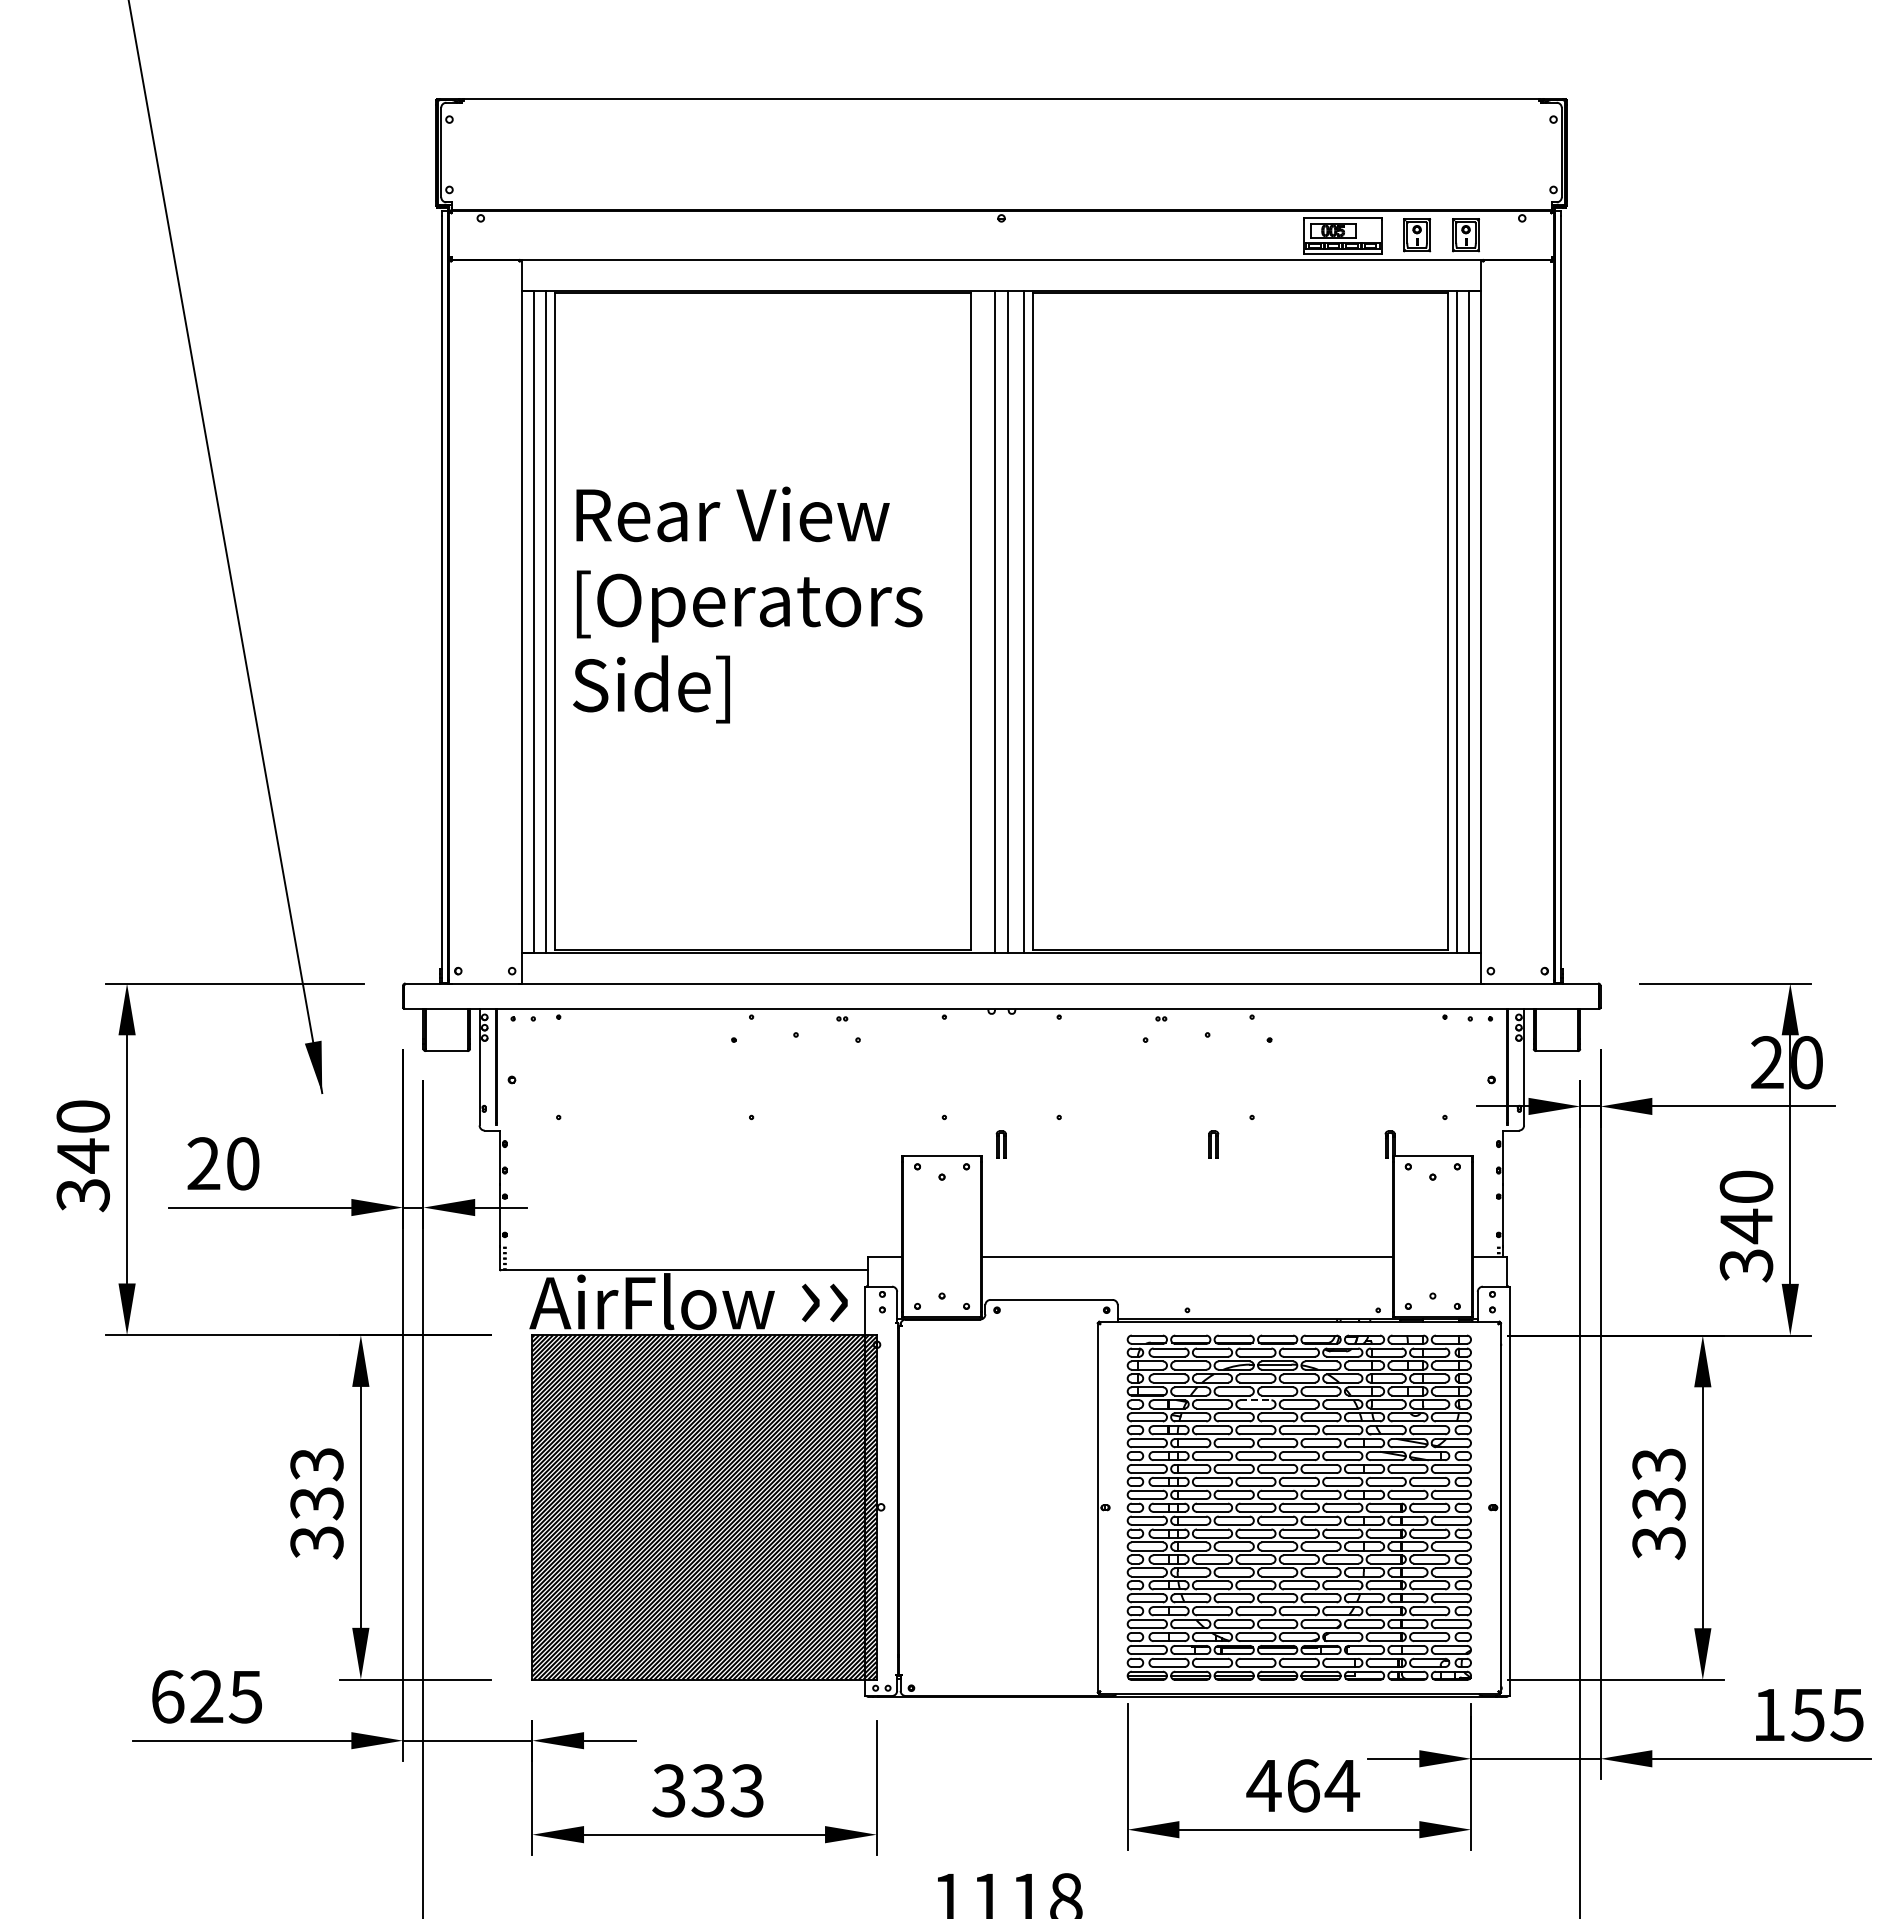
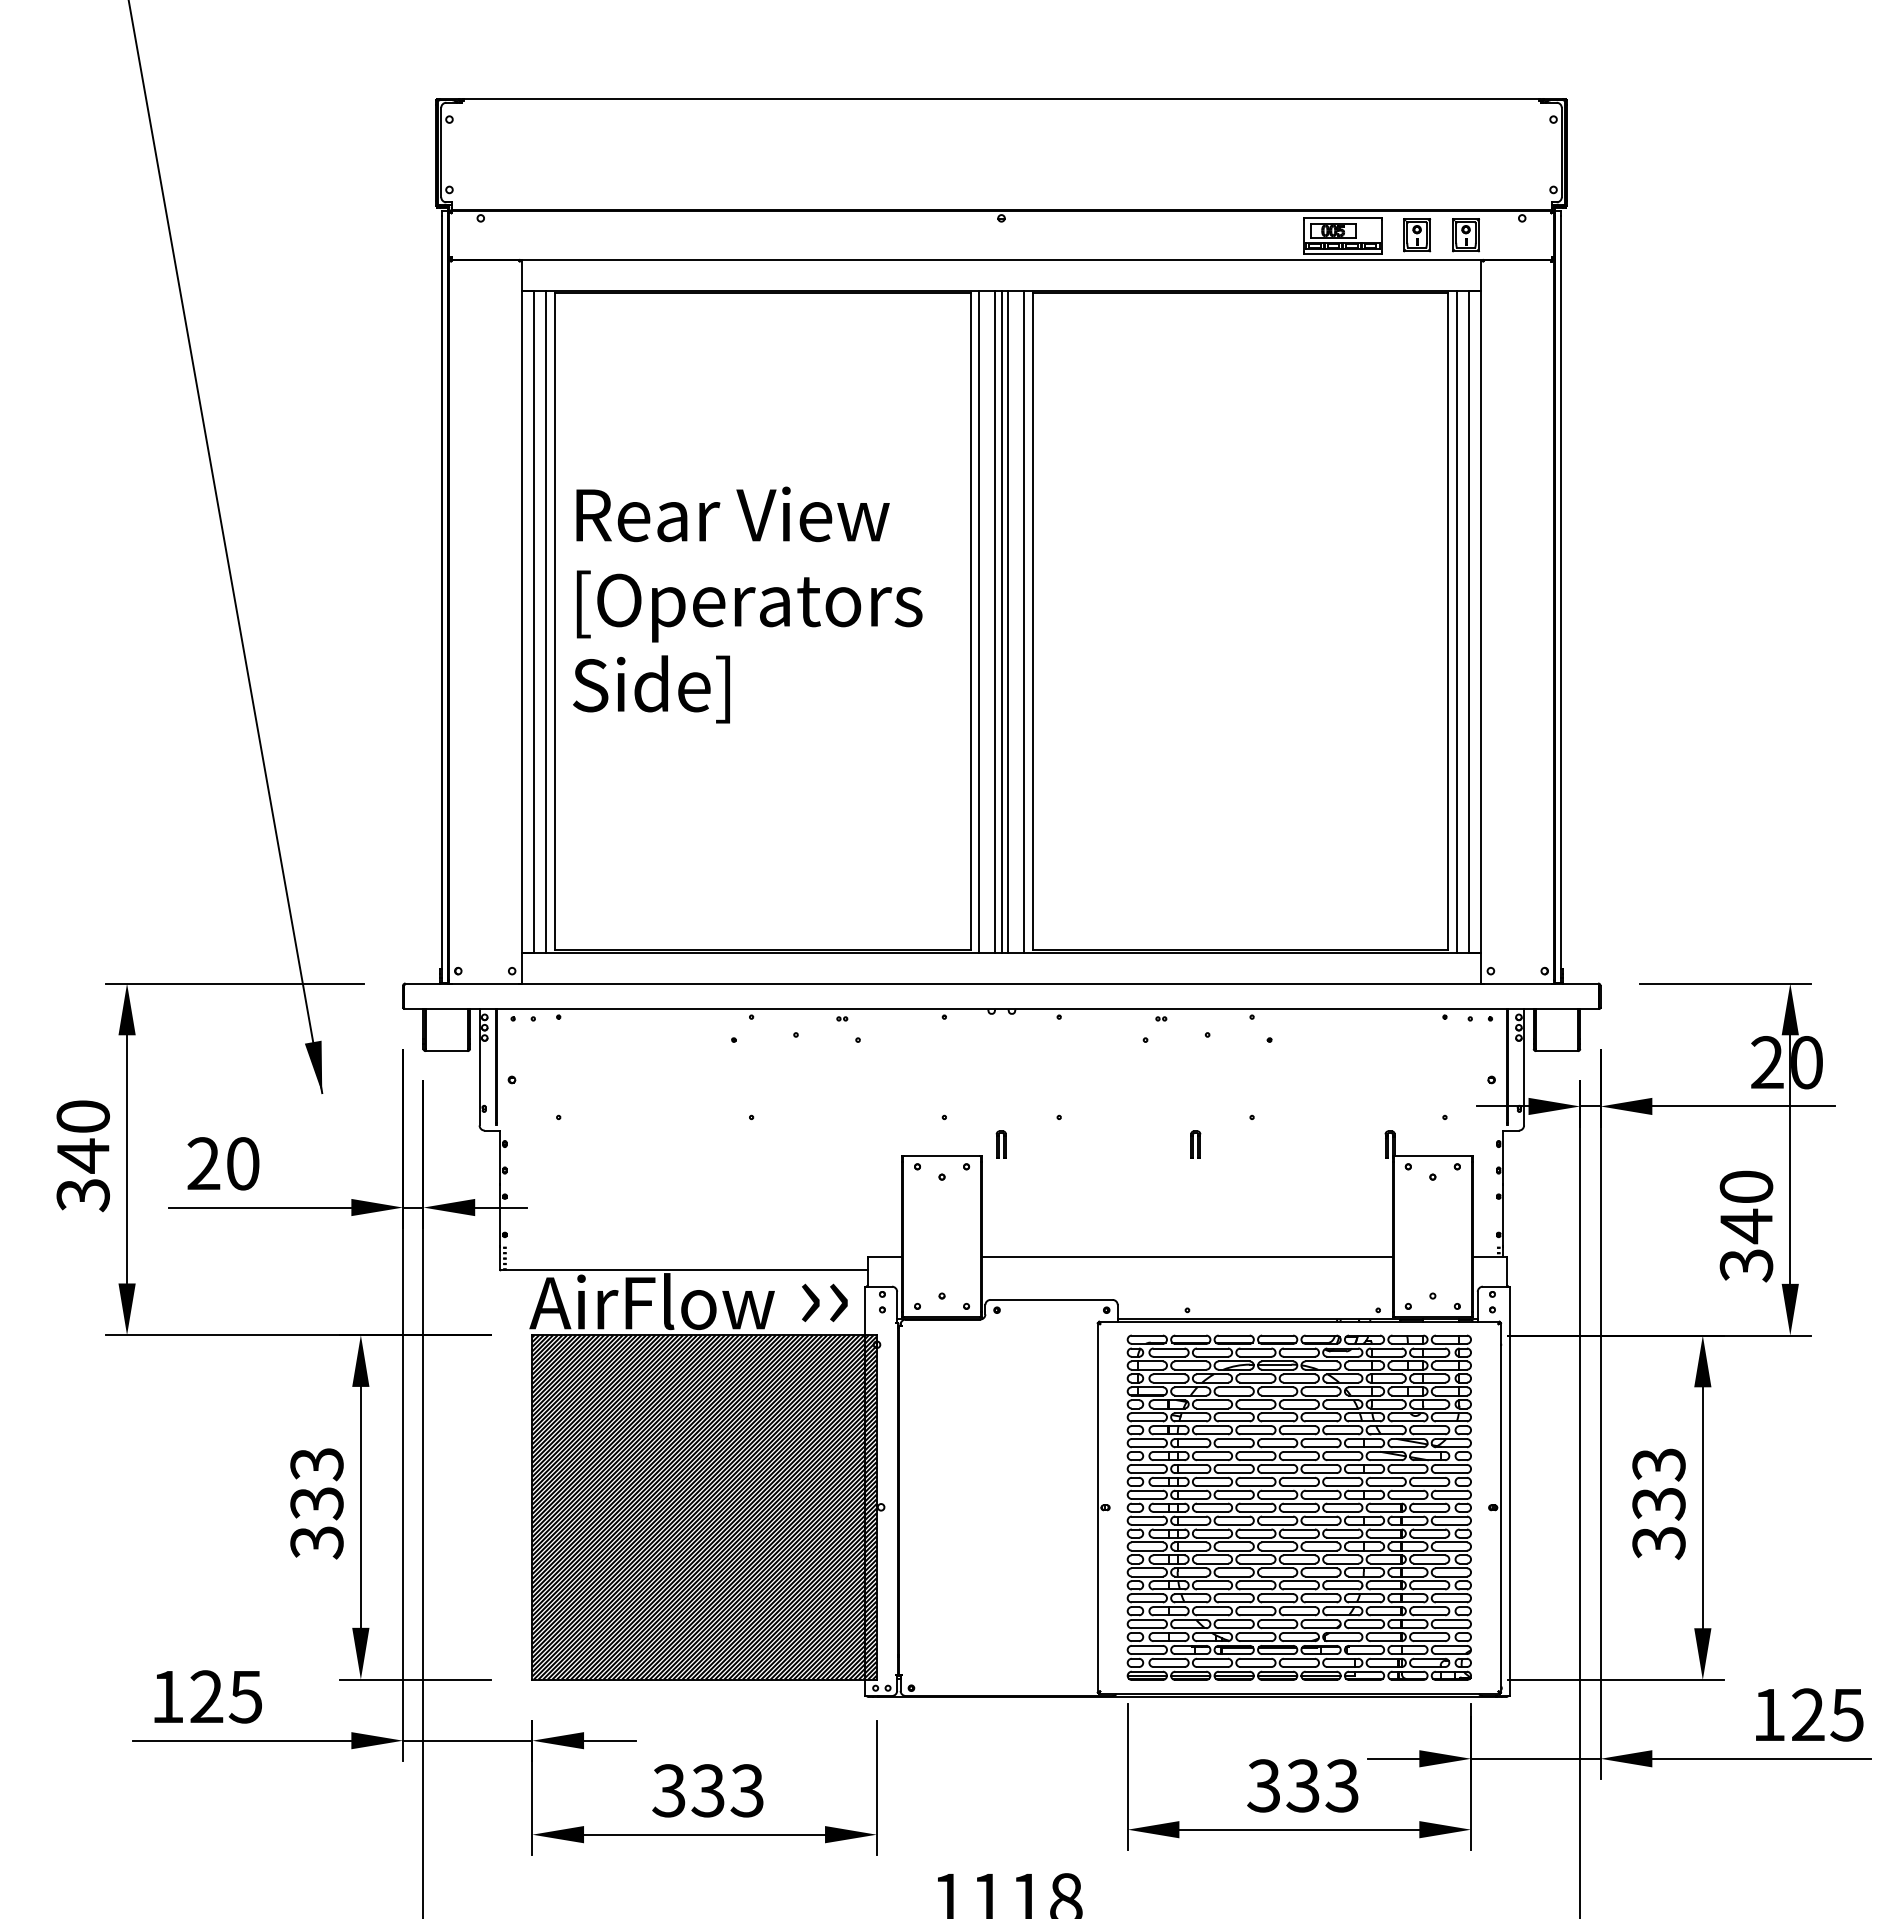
line: none -> present (979, 621)
line: none -> present (1001, 621)
part position: (1213, 1144) -> (1195, 1144) (1195, 1144)
line: dashed -> solid (1255, 1400)
text: 625 -> 125 (168, 1696)
text: 155 -> 125 (1807, 1714)
text: 464 -> 333 (1303, 1785)
